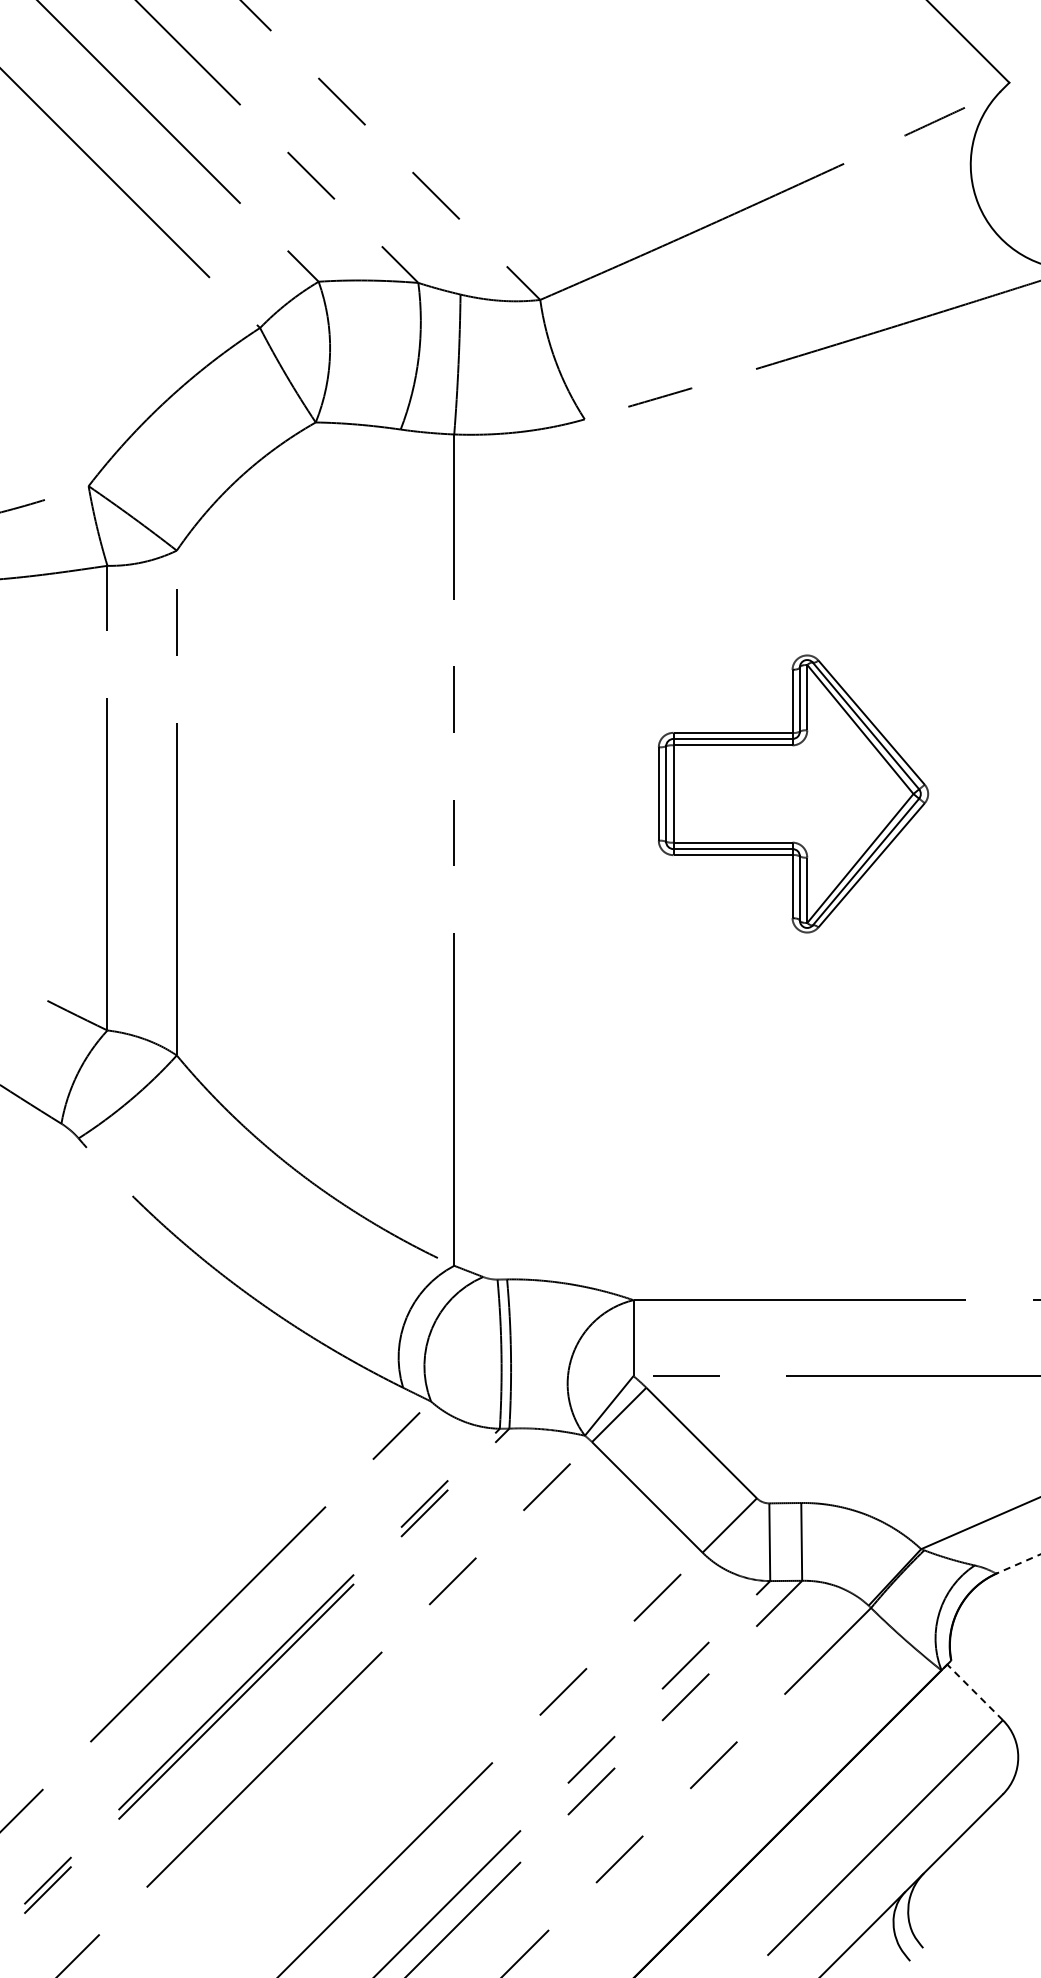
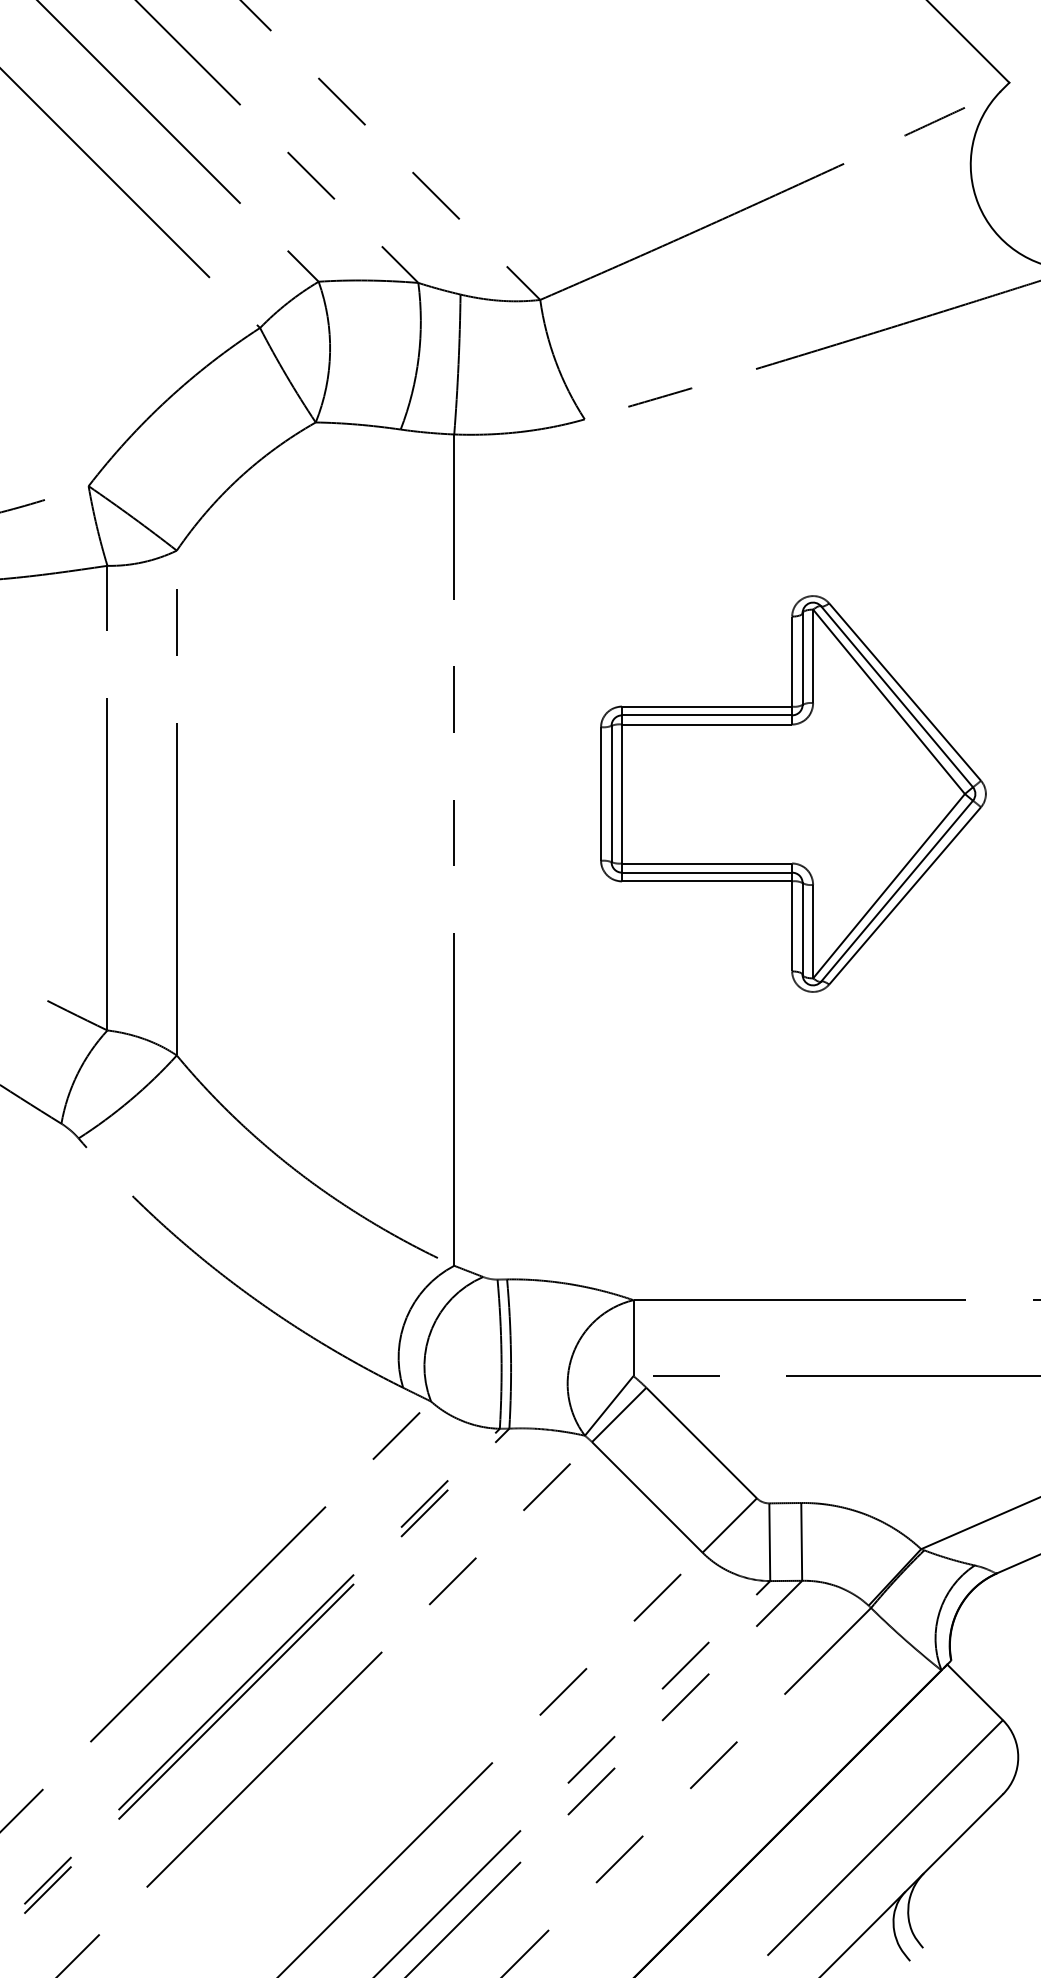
part size: 272x280 px -> 387x398 px (793, 793)
line: dashed -> solid (1018, 1563)
line: dashed -> solid (974, 1692)
